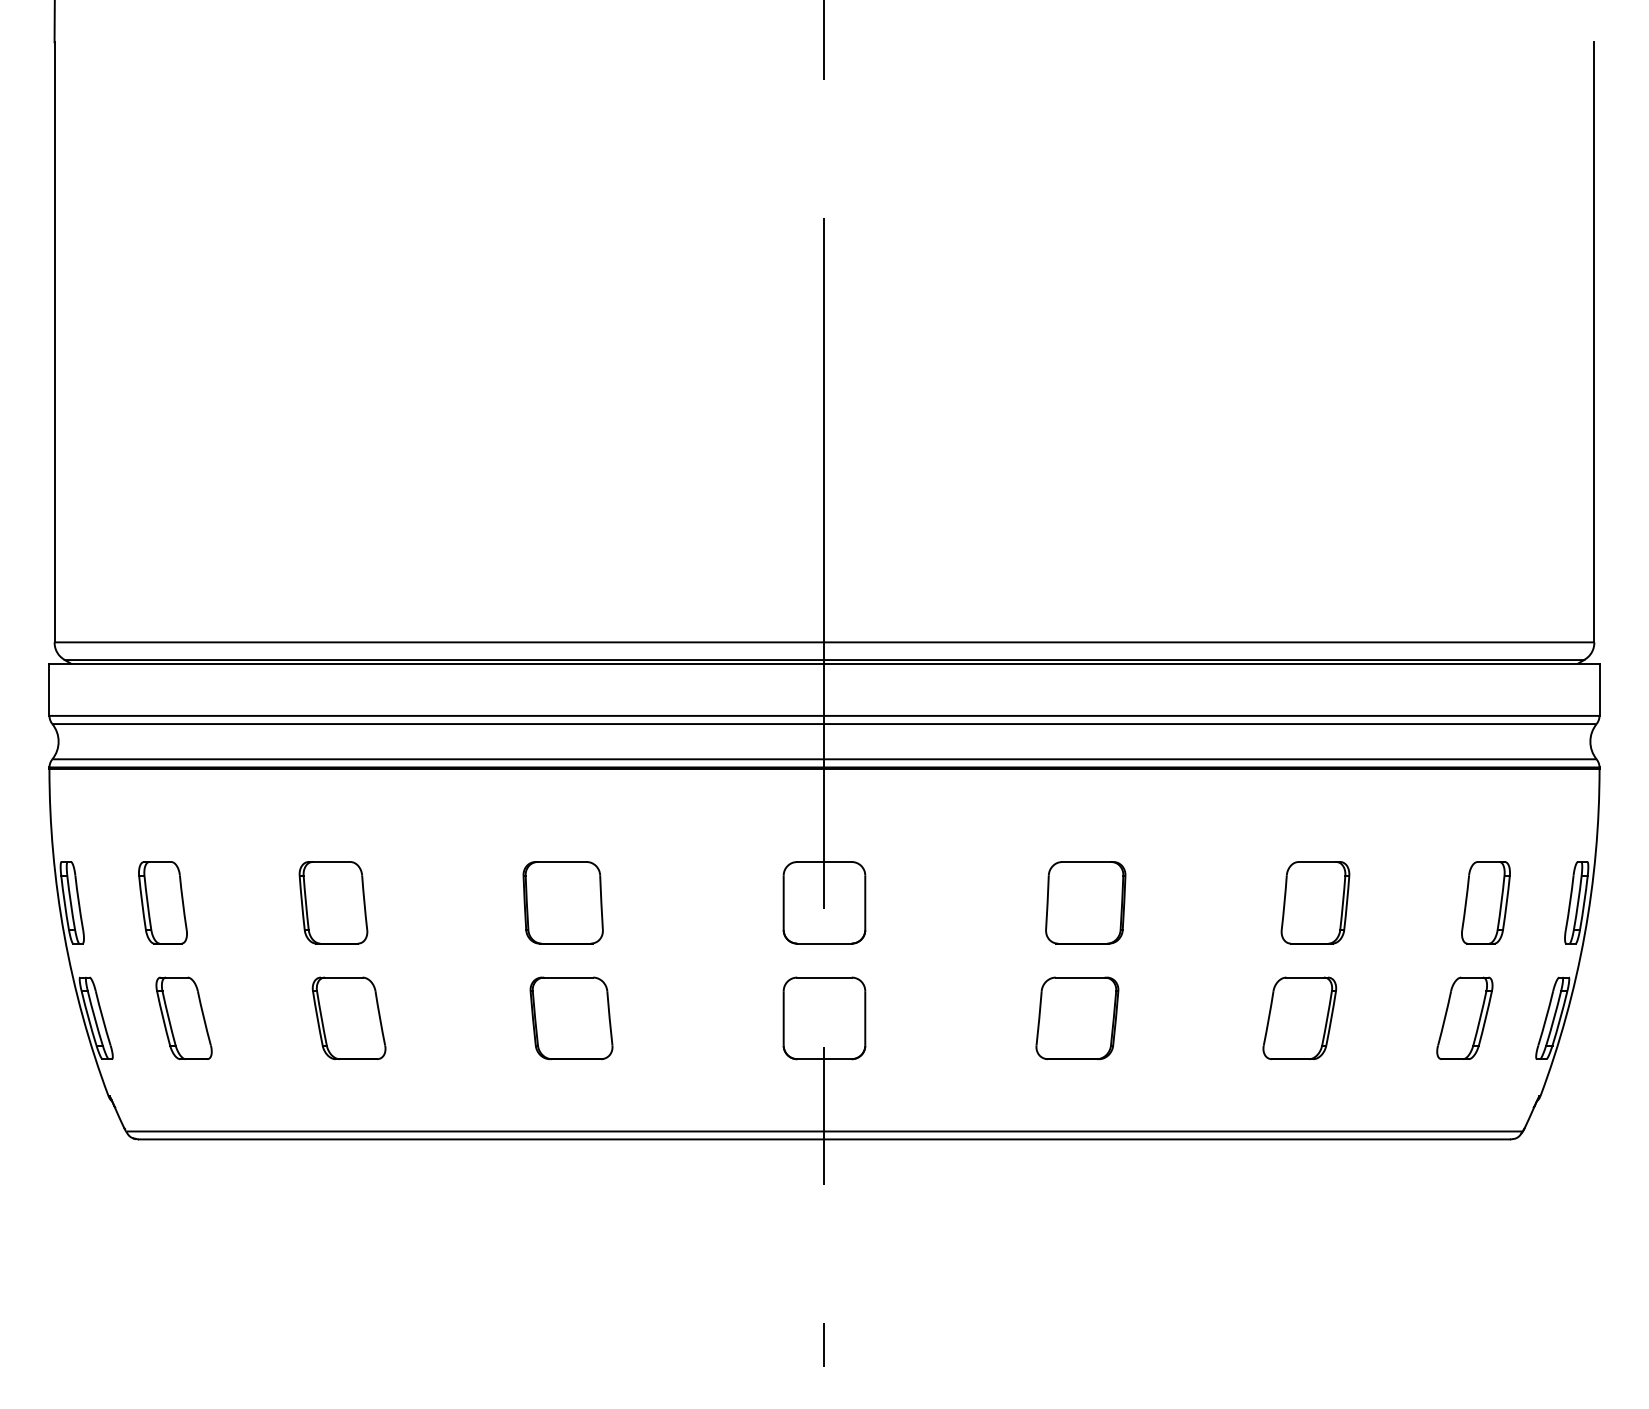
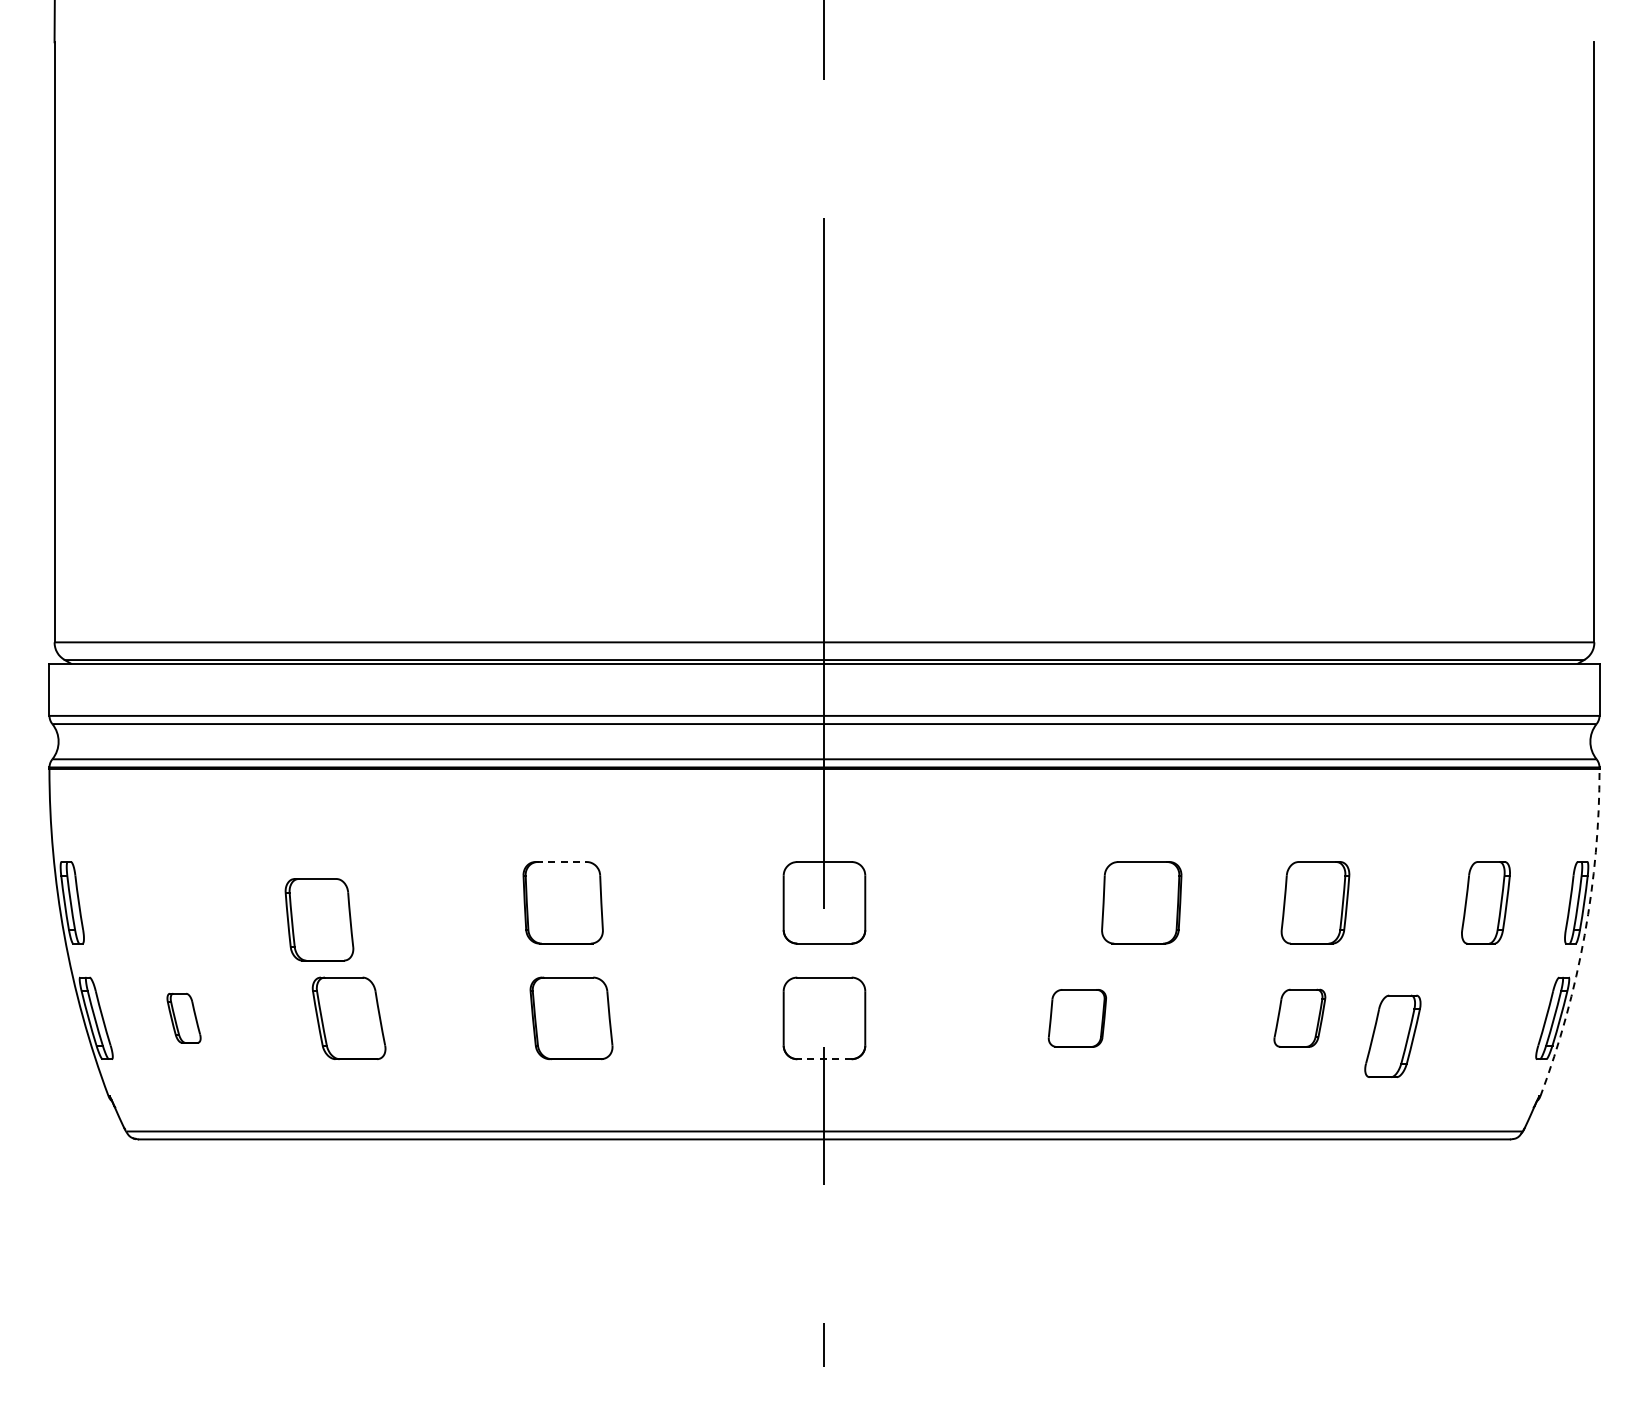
line: solid -> dashed (561, 862)
part: present -> none (162, 902)
part position: (333, 902) -> (319, 919) (319, 919)
part position: (1085, 902) -> (1141, 902) (1141, 902)
arc: solid -> dashed (1584, 935)
part size: 58x84 px -> 36x52 px (183, 1017)
part size: 76x84 px -> 54x60 px (1299, 1017)
part position: (1464, 1017) -> (1392, 1035) (1392, 1035)
part size: 85x85 px -> 60x59 px (1076, 1018)
line: solid -> dashed (823, 1059)
